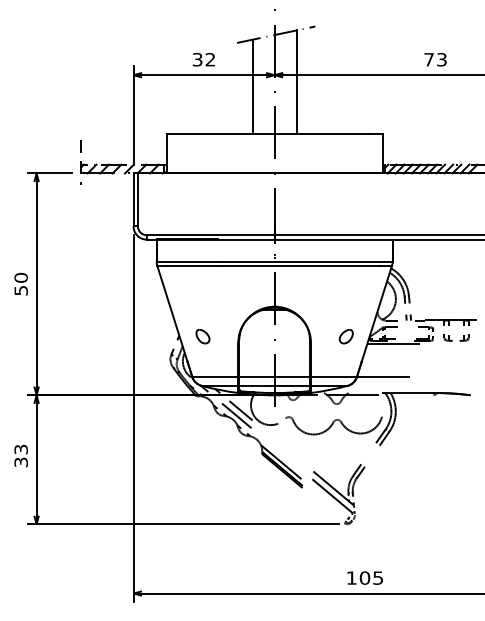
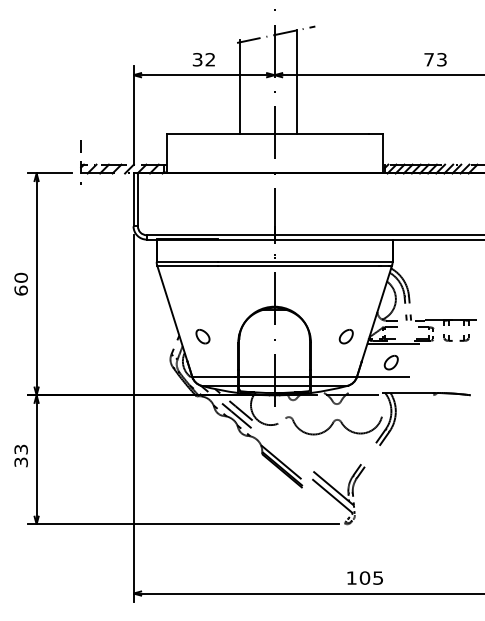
line position: (252, 86) -> (239, 86) (239, 86)
text: 50 -> 60 (20, 290)
part: none -> present (390, 362)
